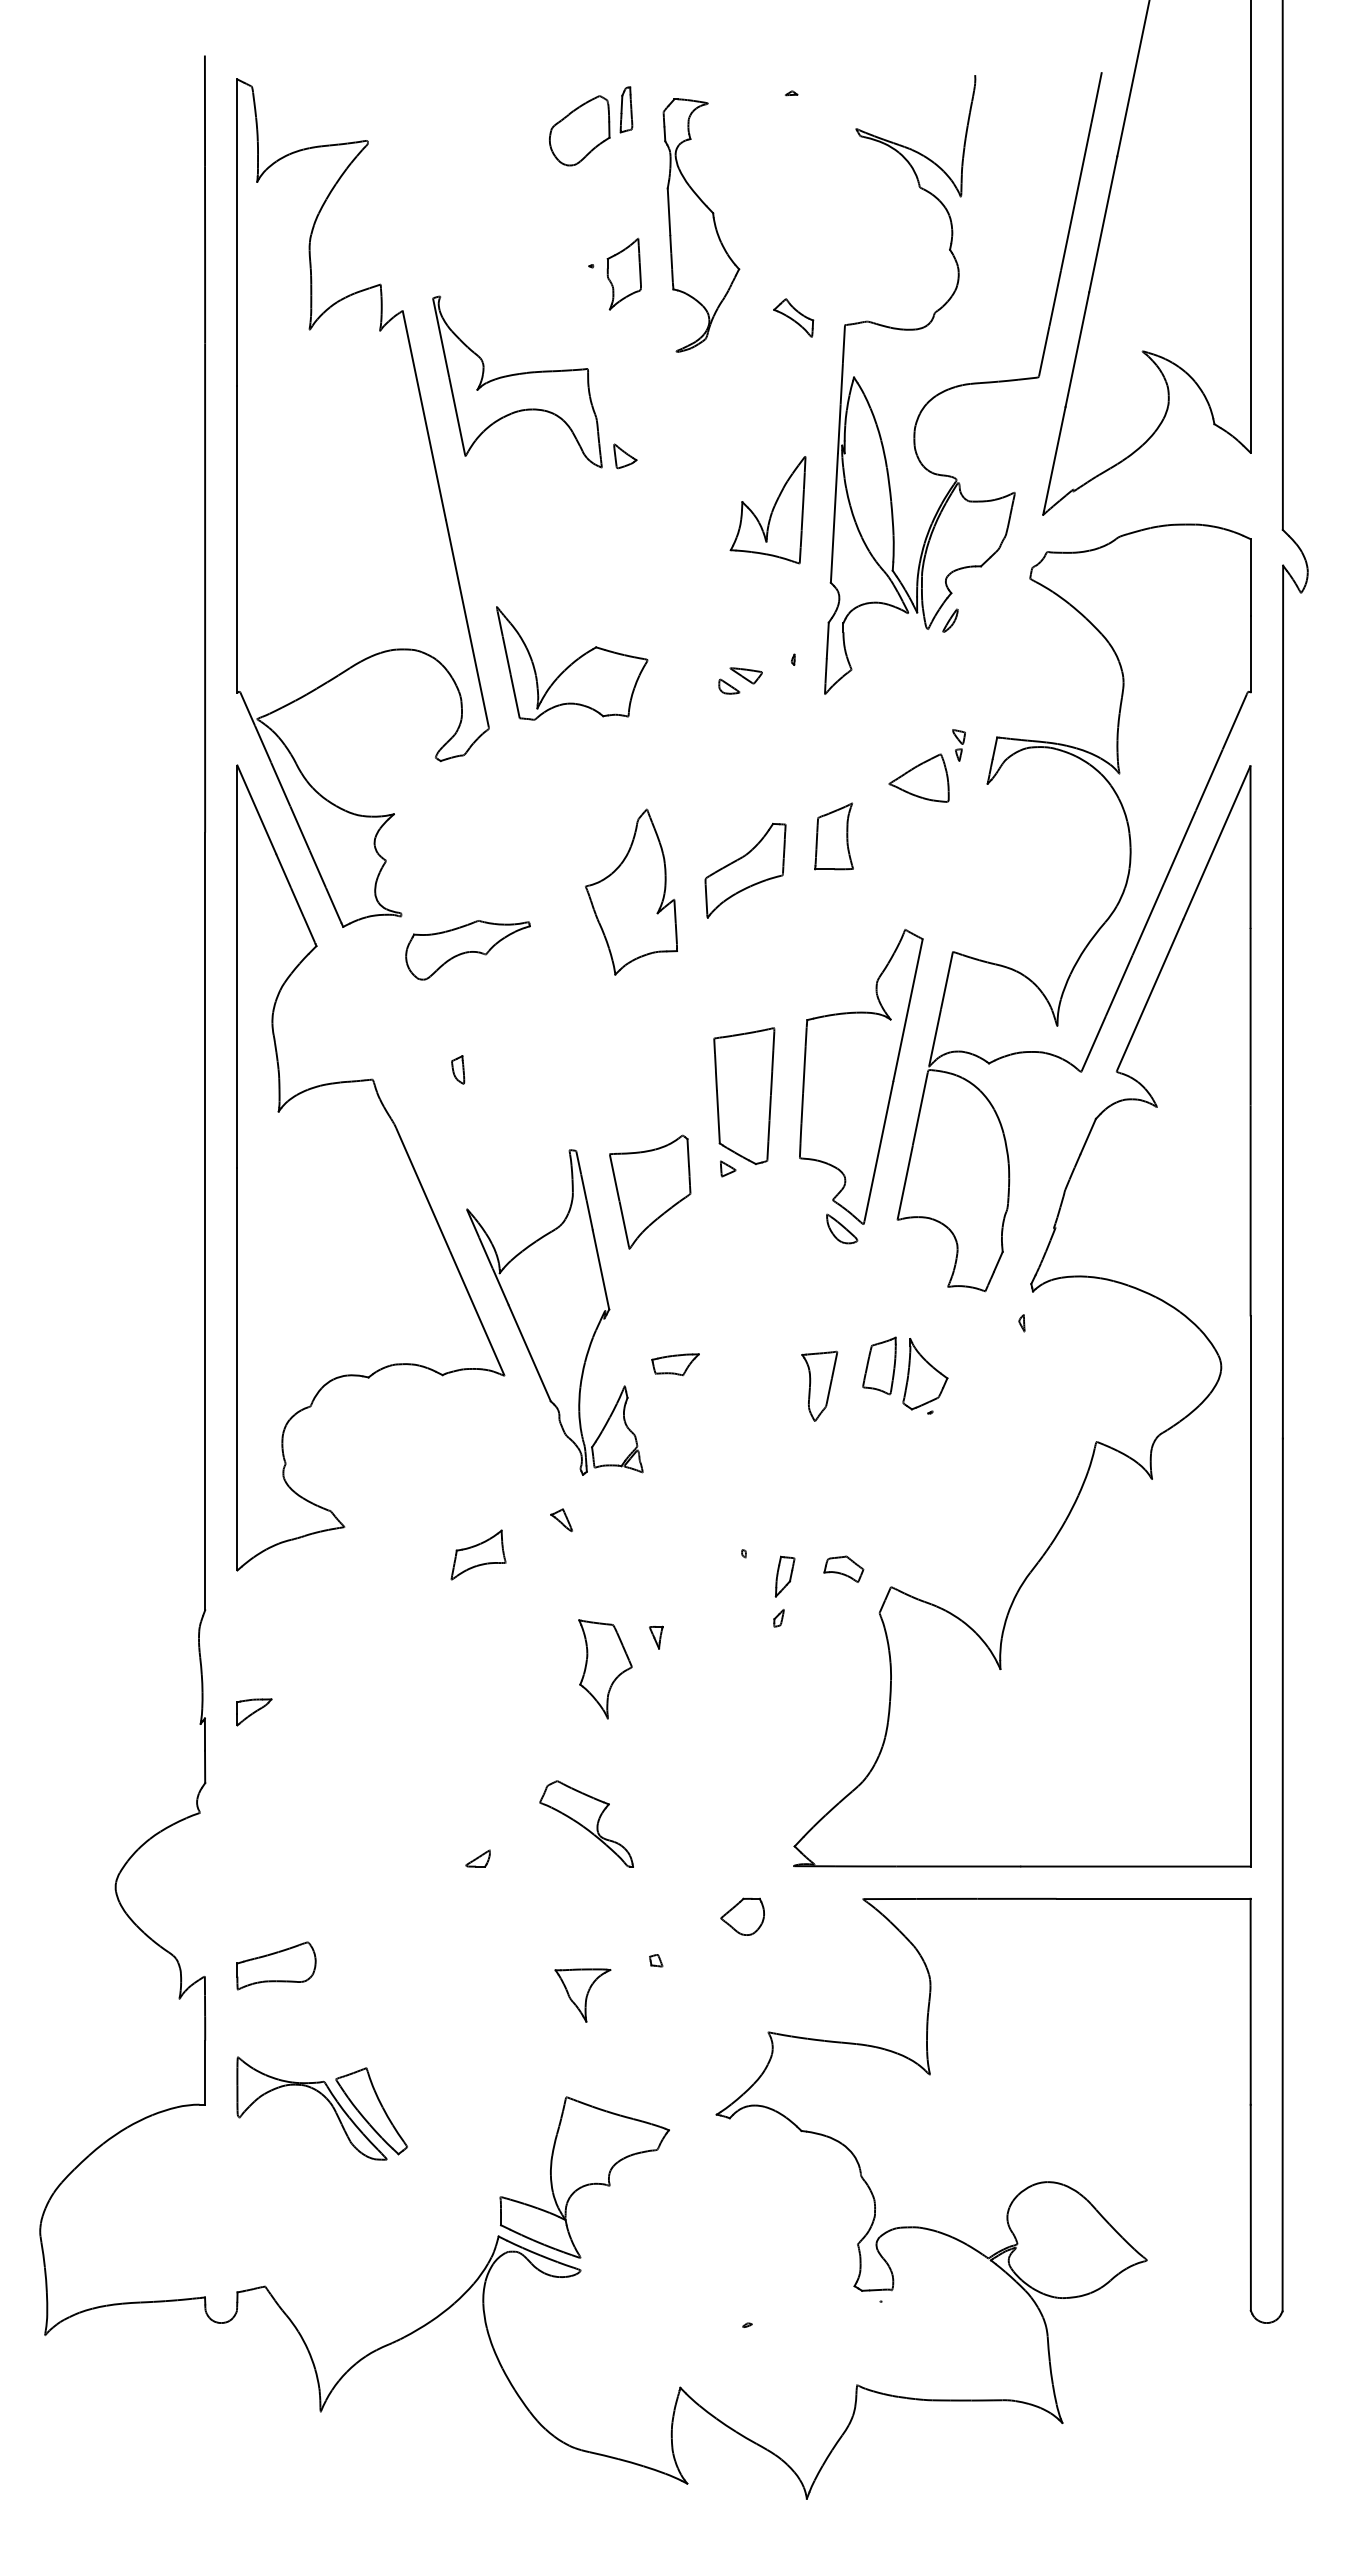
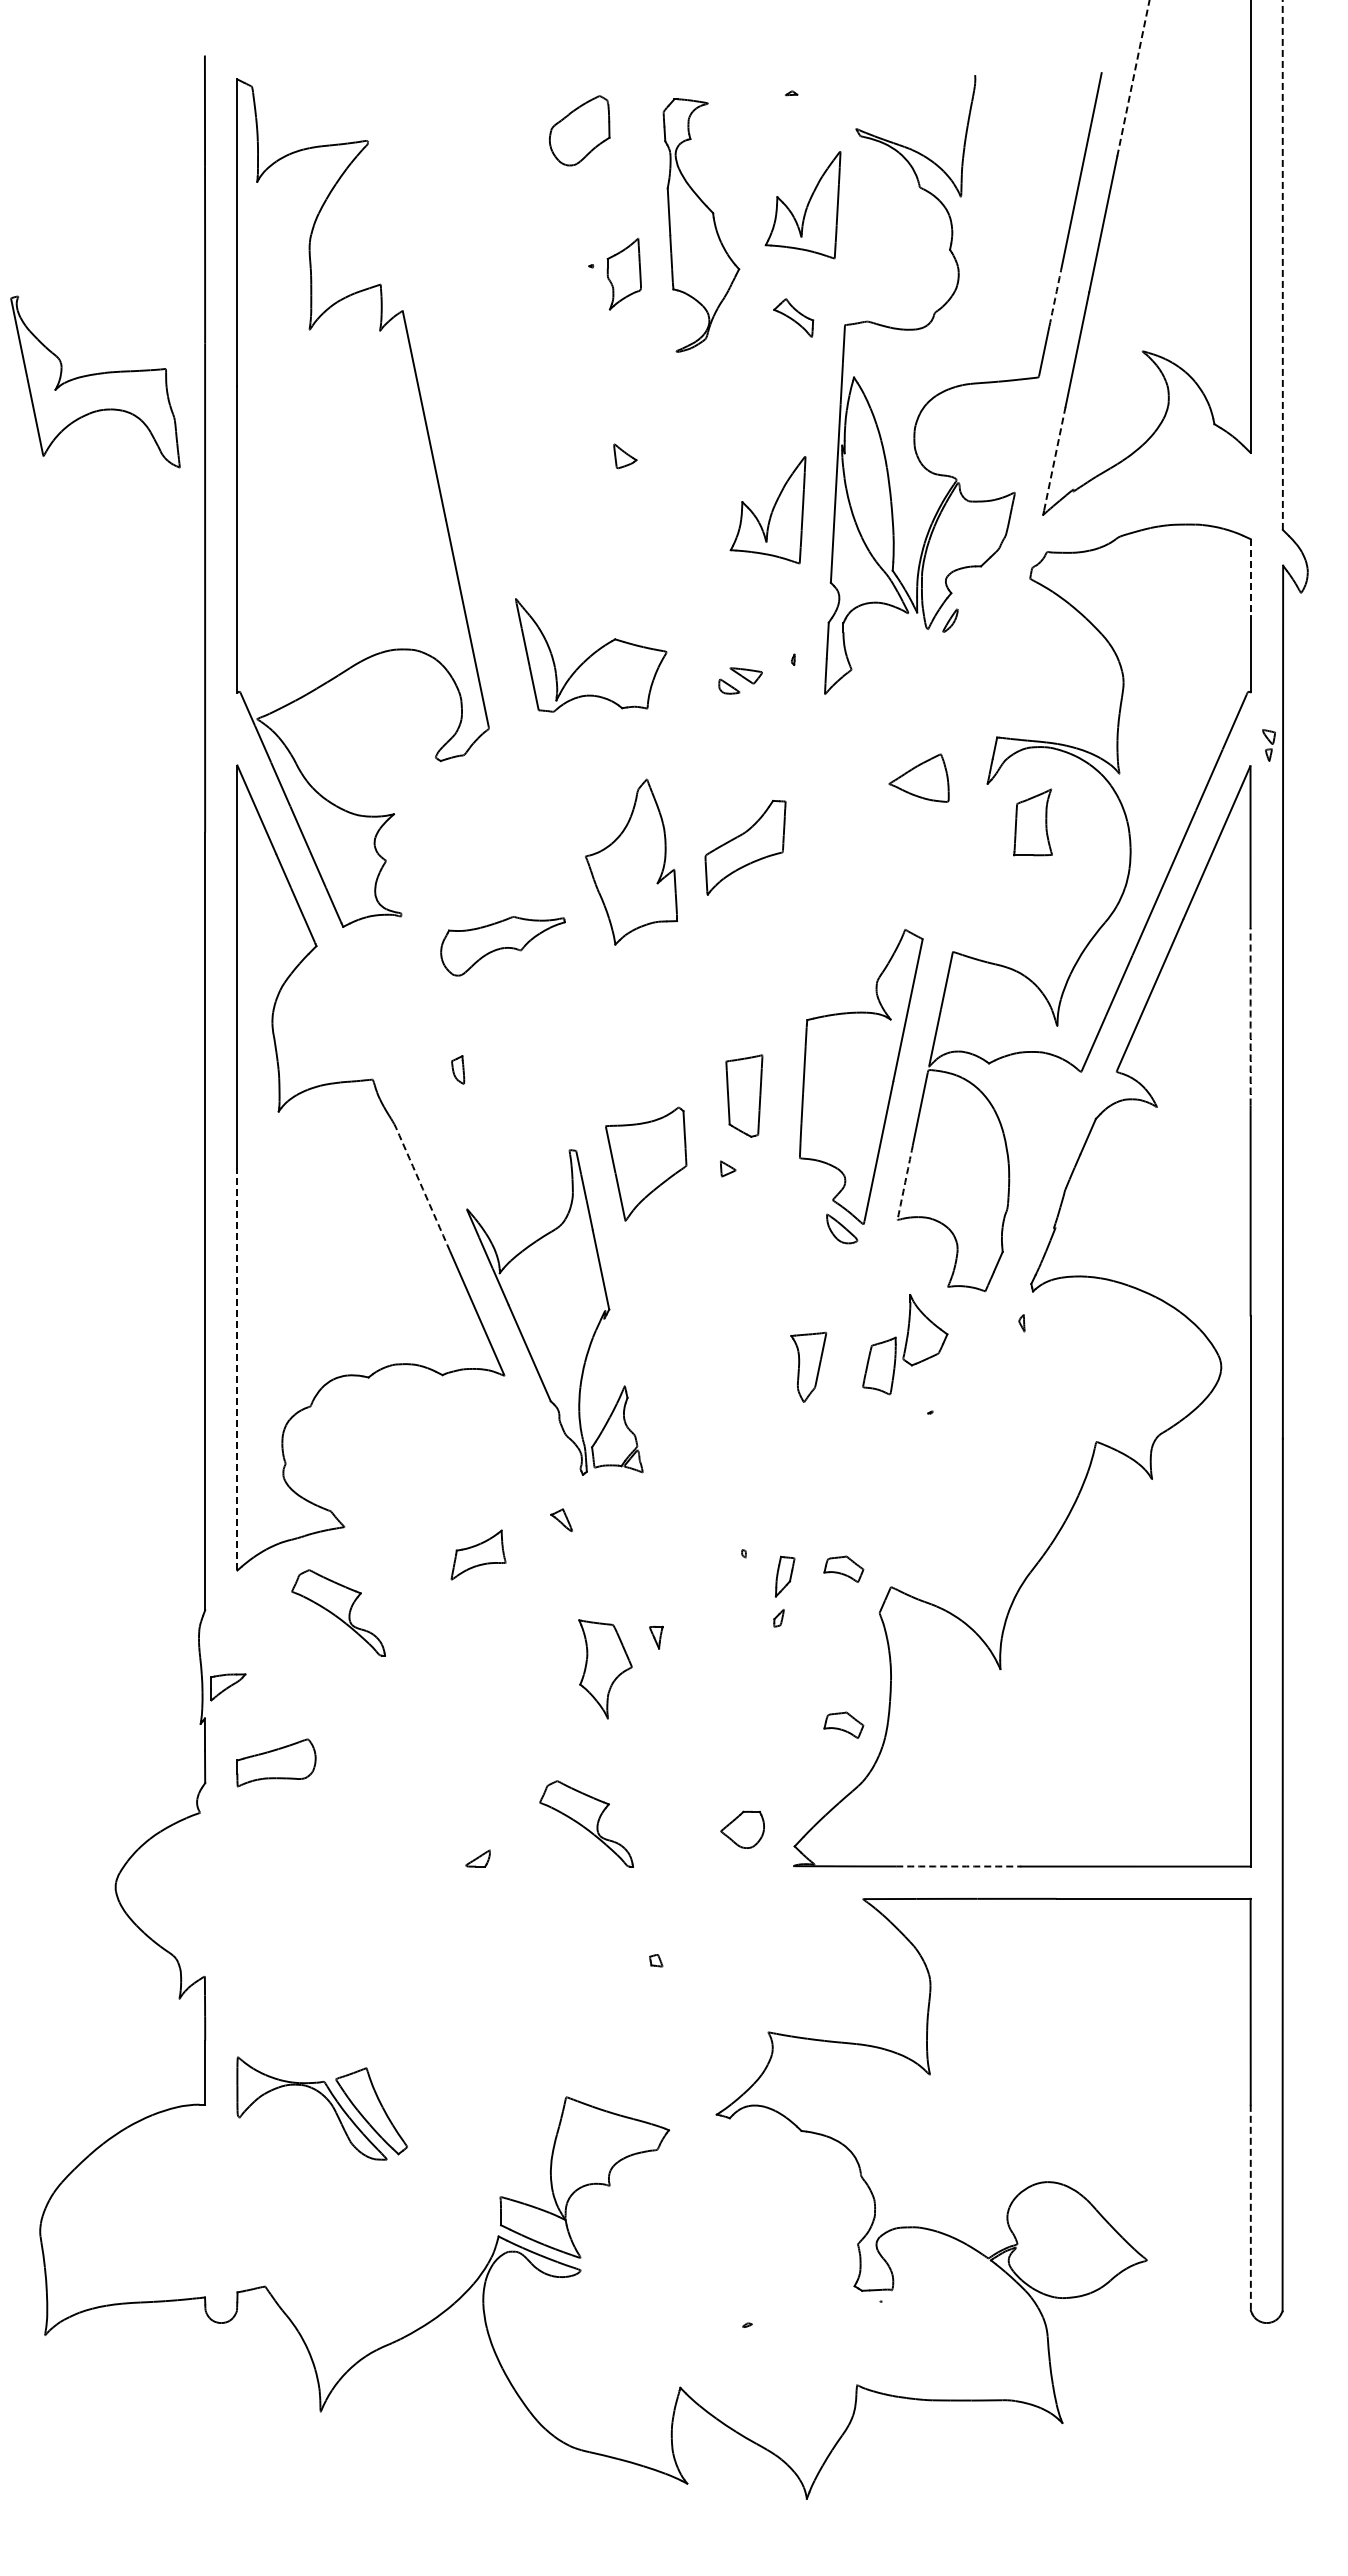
line: solid -> dashed (1133, 78)
part: present -> none (626, 109)
part: none -> present (802, 205)
line: solid -> dashed (1282, 265)
arc: solid -> dashed (1055, 298)
part position: (517, 381) -> (95, 381) (95, 381)
line: solid -> dashed (1054, 458)
line: solid -> dashed (1250, 577)
part position: (572, 663) -> (591, 655) (591, 655)
part position: (958, 745) -> (1268, 745) (1268, 745)
part position: (833, 836) -> (1032, 822) (1032, 822)
part position: (745, 870) -> (745, 847) (745, 847)
part position: (631, 891) -> (631, 861) (631, 861)
part position: (467, 950) -> (502, 946) (502, 946)
arc: solid -> dashed (1250, 1016)
part size: 63x138 px -> 39x84 px (744, 1095)
arc: solid -> dashed (905, 1182)
arc: solid -> dashed (423, 1189)
part position: (650, 1191) -> (646, 1163) (646, 1163)
part: present -> none (675, 1364)
line: solid -> dashed (237, 1368)
part position: (925, 1374) -> (925, 1330) (925, 1330)
part position: (819, 1385) -> (808, 1366) (808, 1366)
part: none -> present (338, 1612)
part position: (254, 1712) -> (228, 1687) (228, 1687)
part: none -> present (843, 1724)
arc: solid -> dashed (958, 1866)
part position: (742, 1916) -> (742, 1829) (742, 1829)
part position: (276, 1965) -> (276, 1762) (276, 1762)
part: present -> none (582, 1995)
line: solid -> dashed (1250, 2207)
